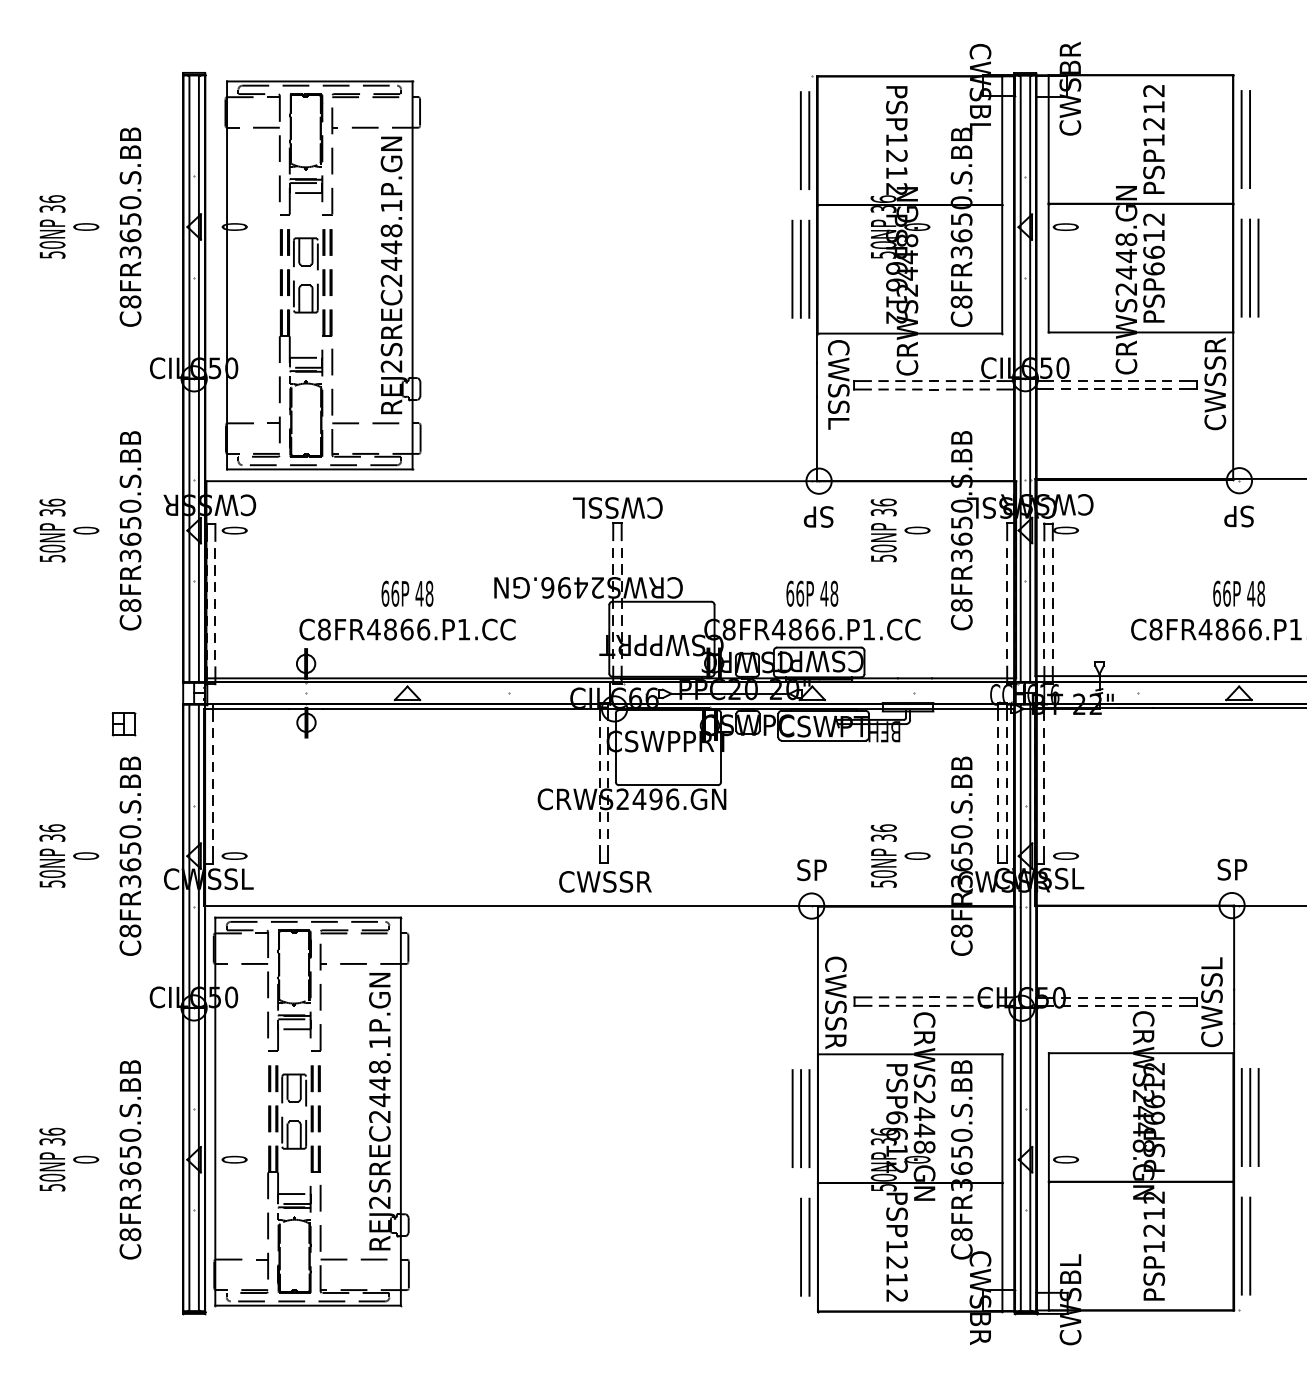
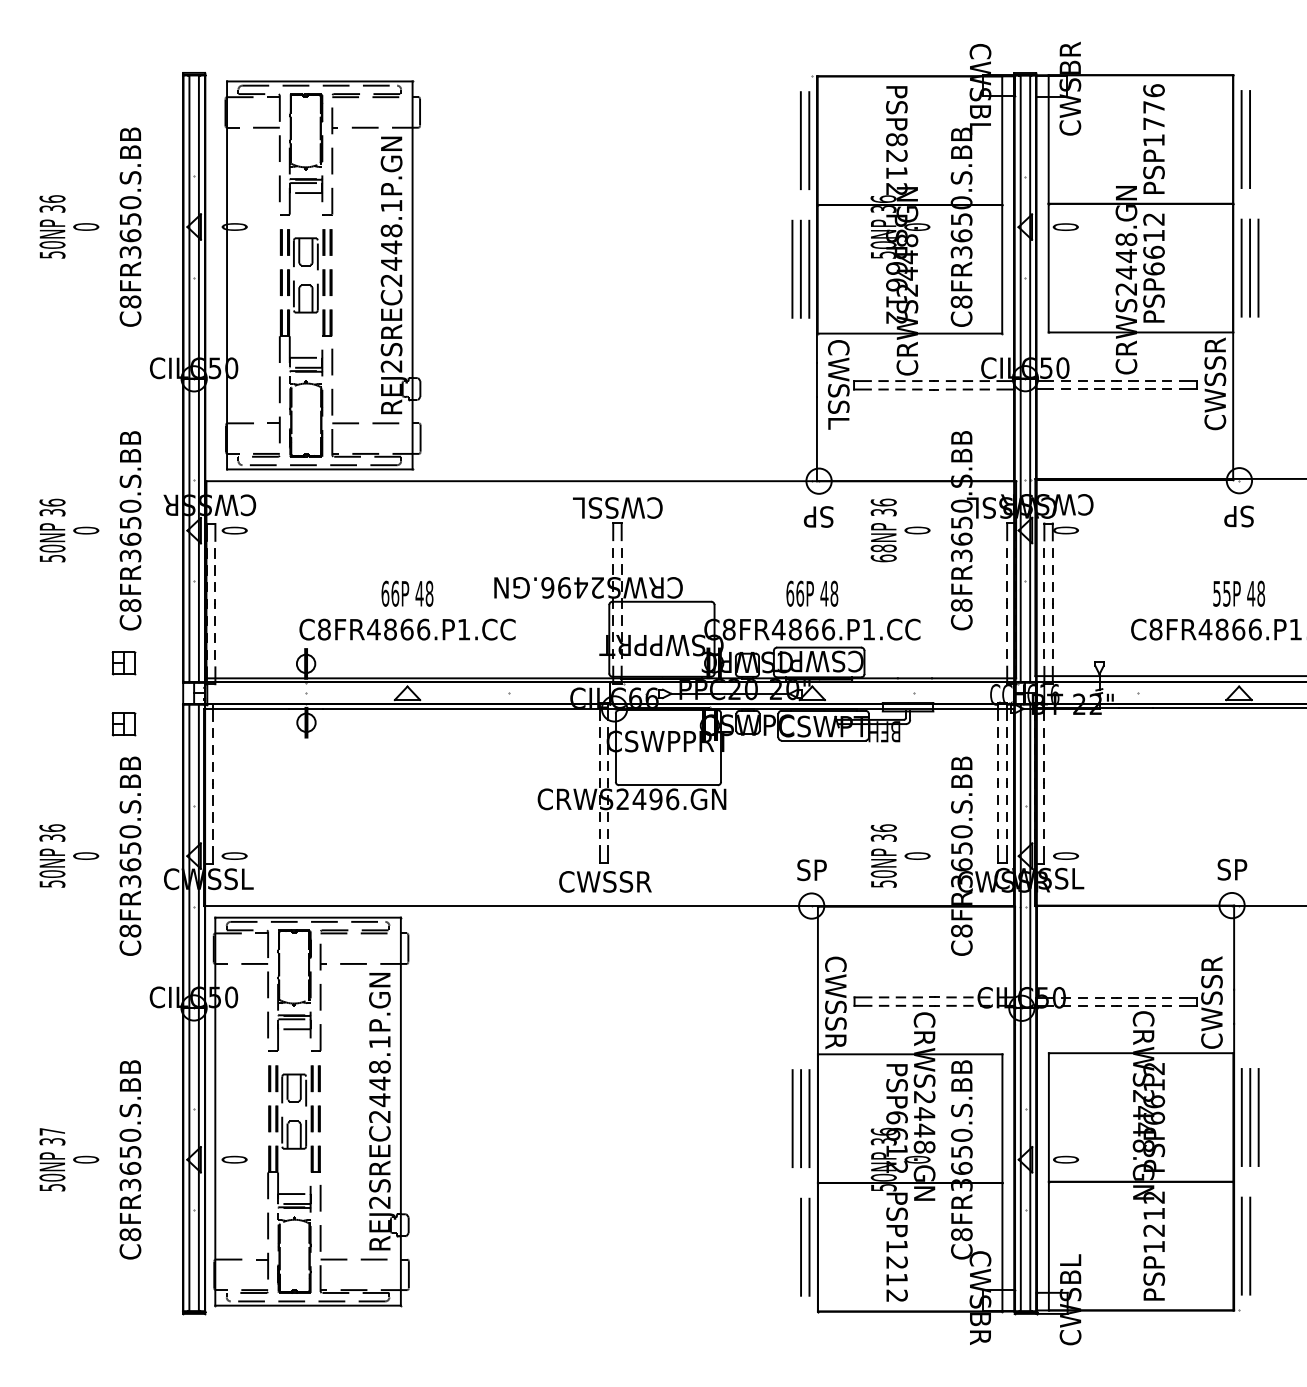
text: PSP1212 -> PSP1776 (1153, 107)
text: PSP1212 -> PSP8212 (896, 139)
text: 50NP -> 68NP (883, 553)
text: 66P -> 55P (1221, 593)
part: none -> present (123, 663)
text: CWSSL -> CWSSR (1211, 1002)
text: 36 -> 37 (52, 1131)
